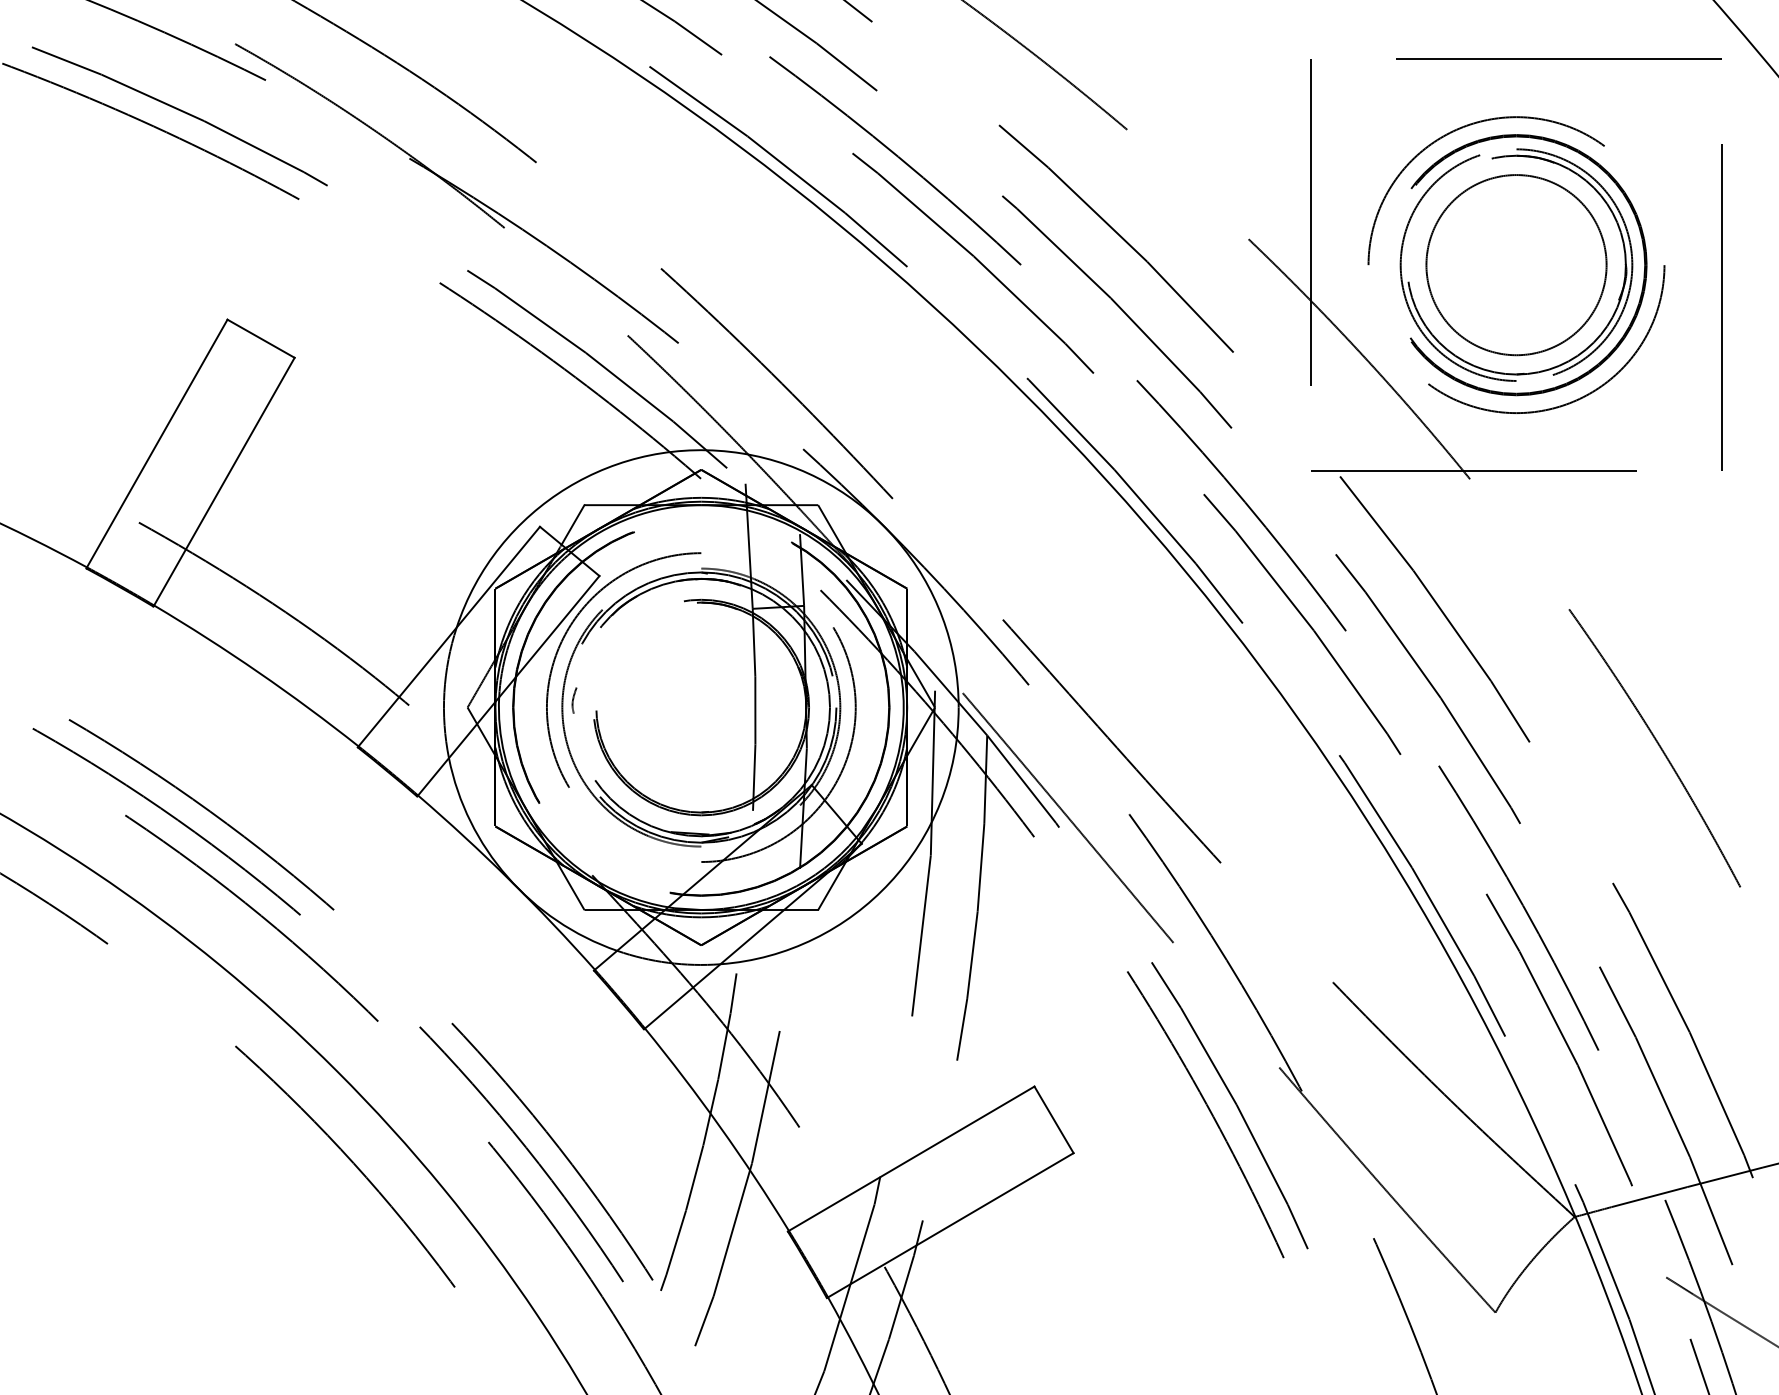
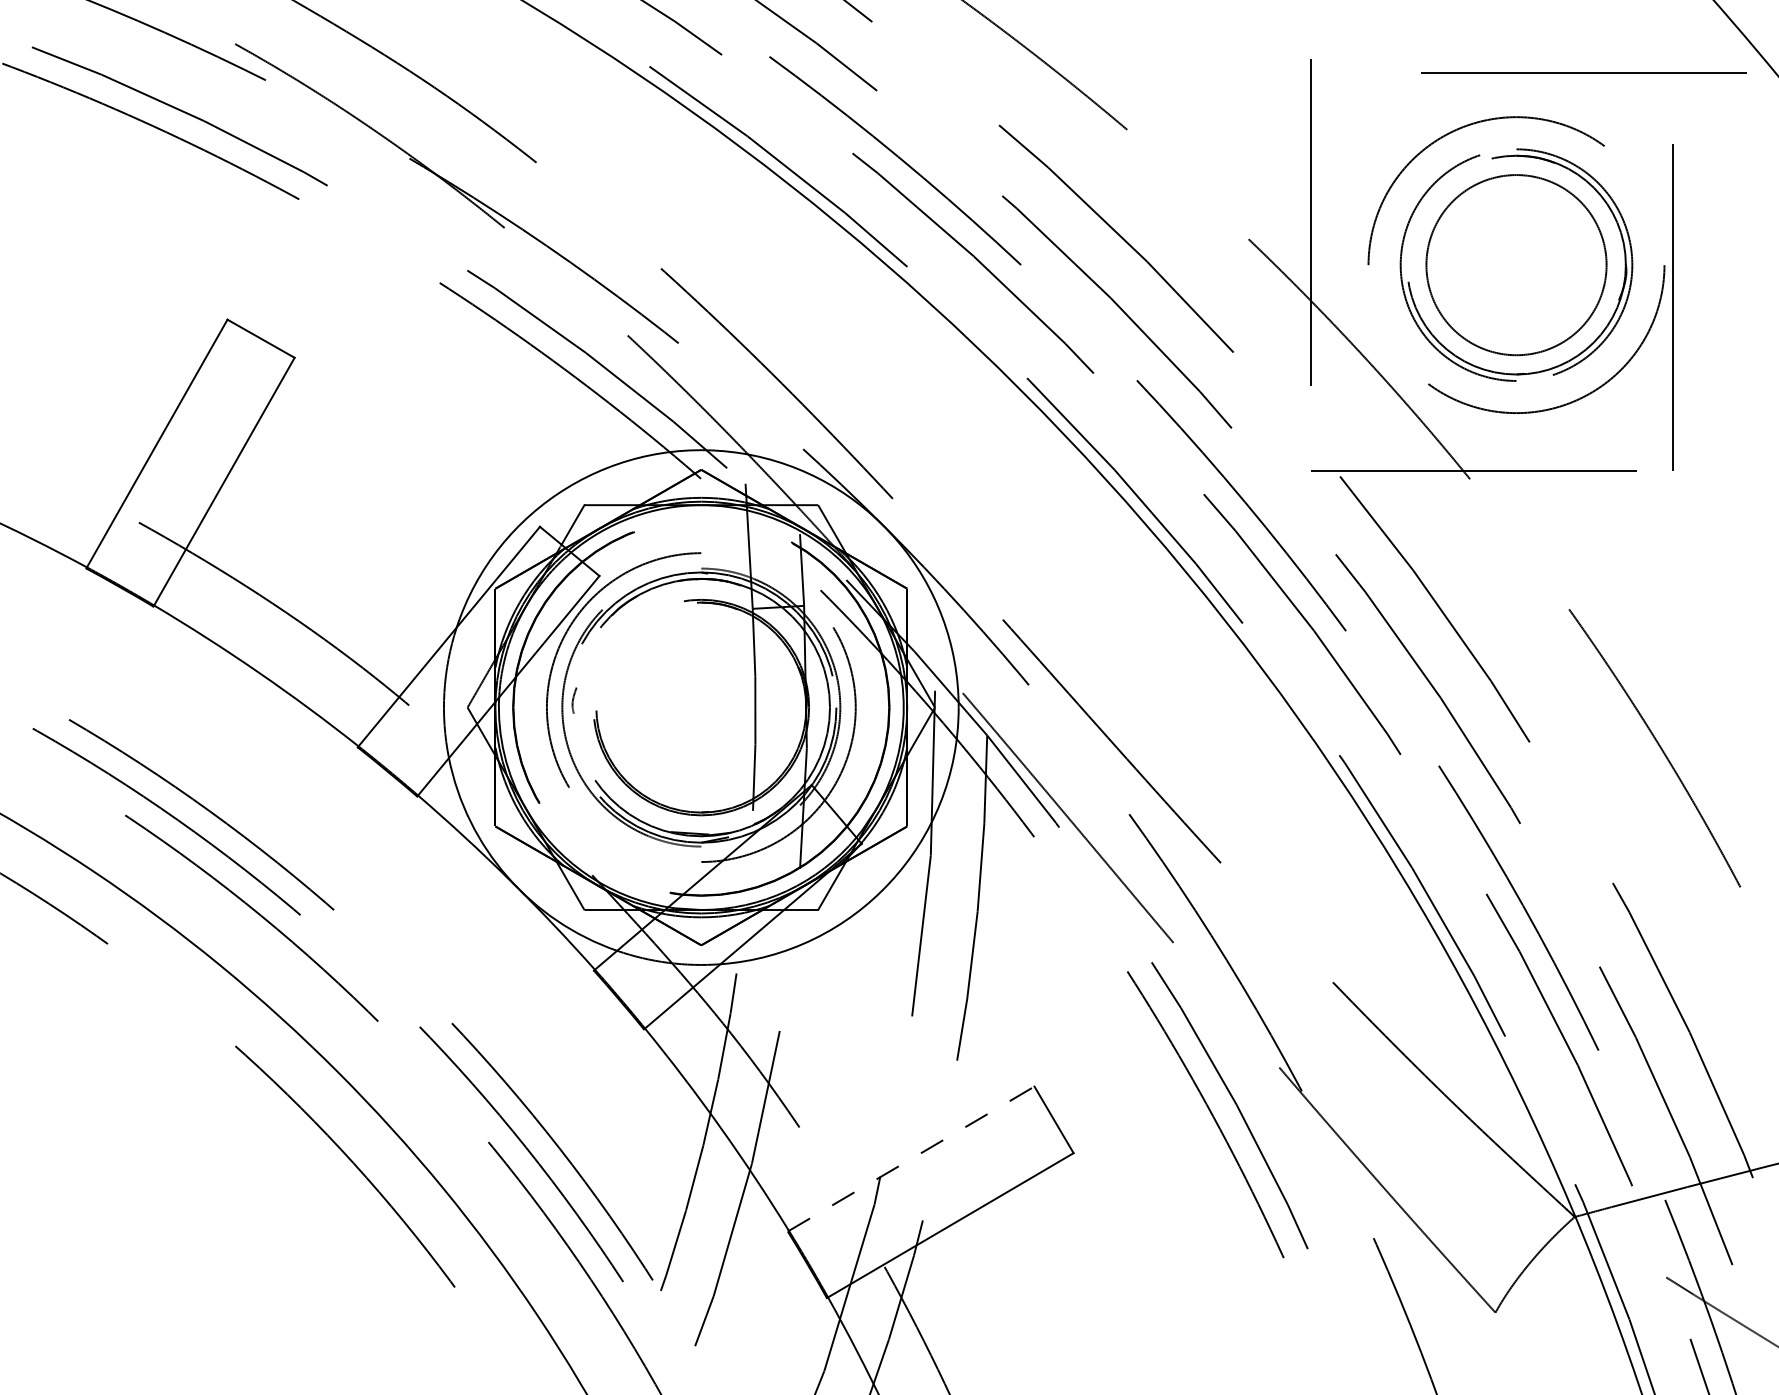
line position: (1558, 58) -> (1583, 72) (1583, 72)
part: present -> none (1643, 272)
line position: (1721, 307) -> (1672, 307) (1672, 307)
line: solid -> dashed (911, 1158)
